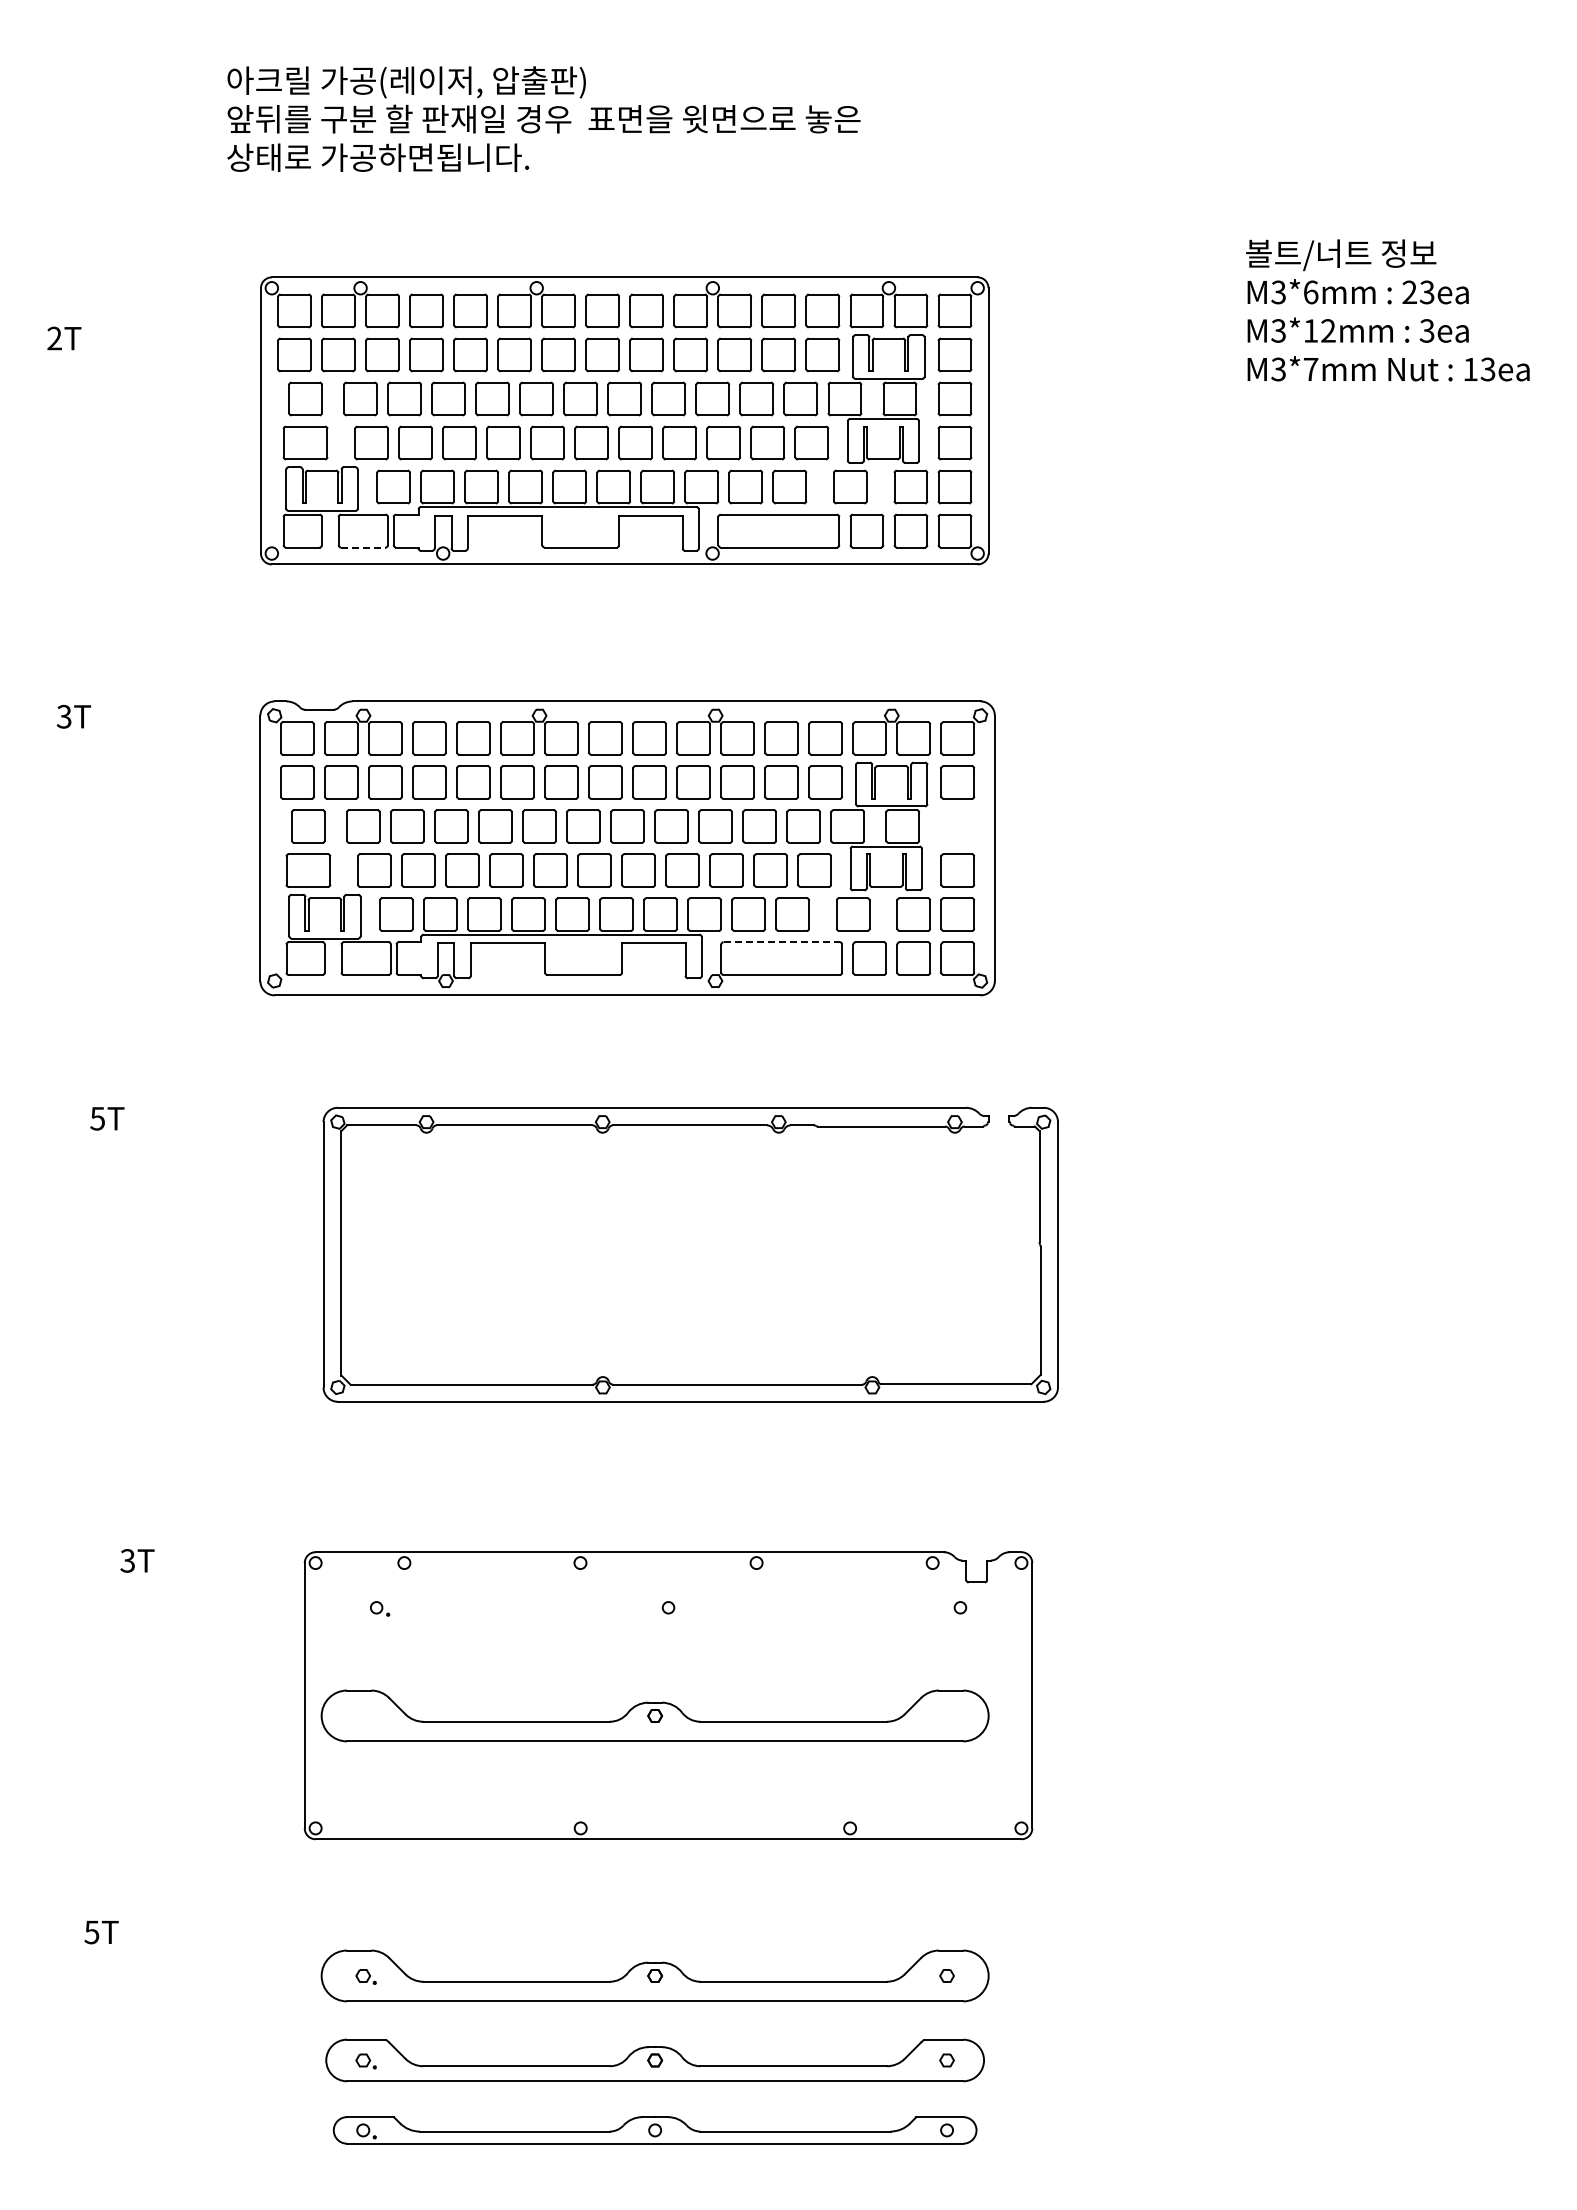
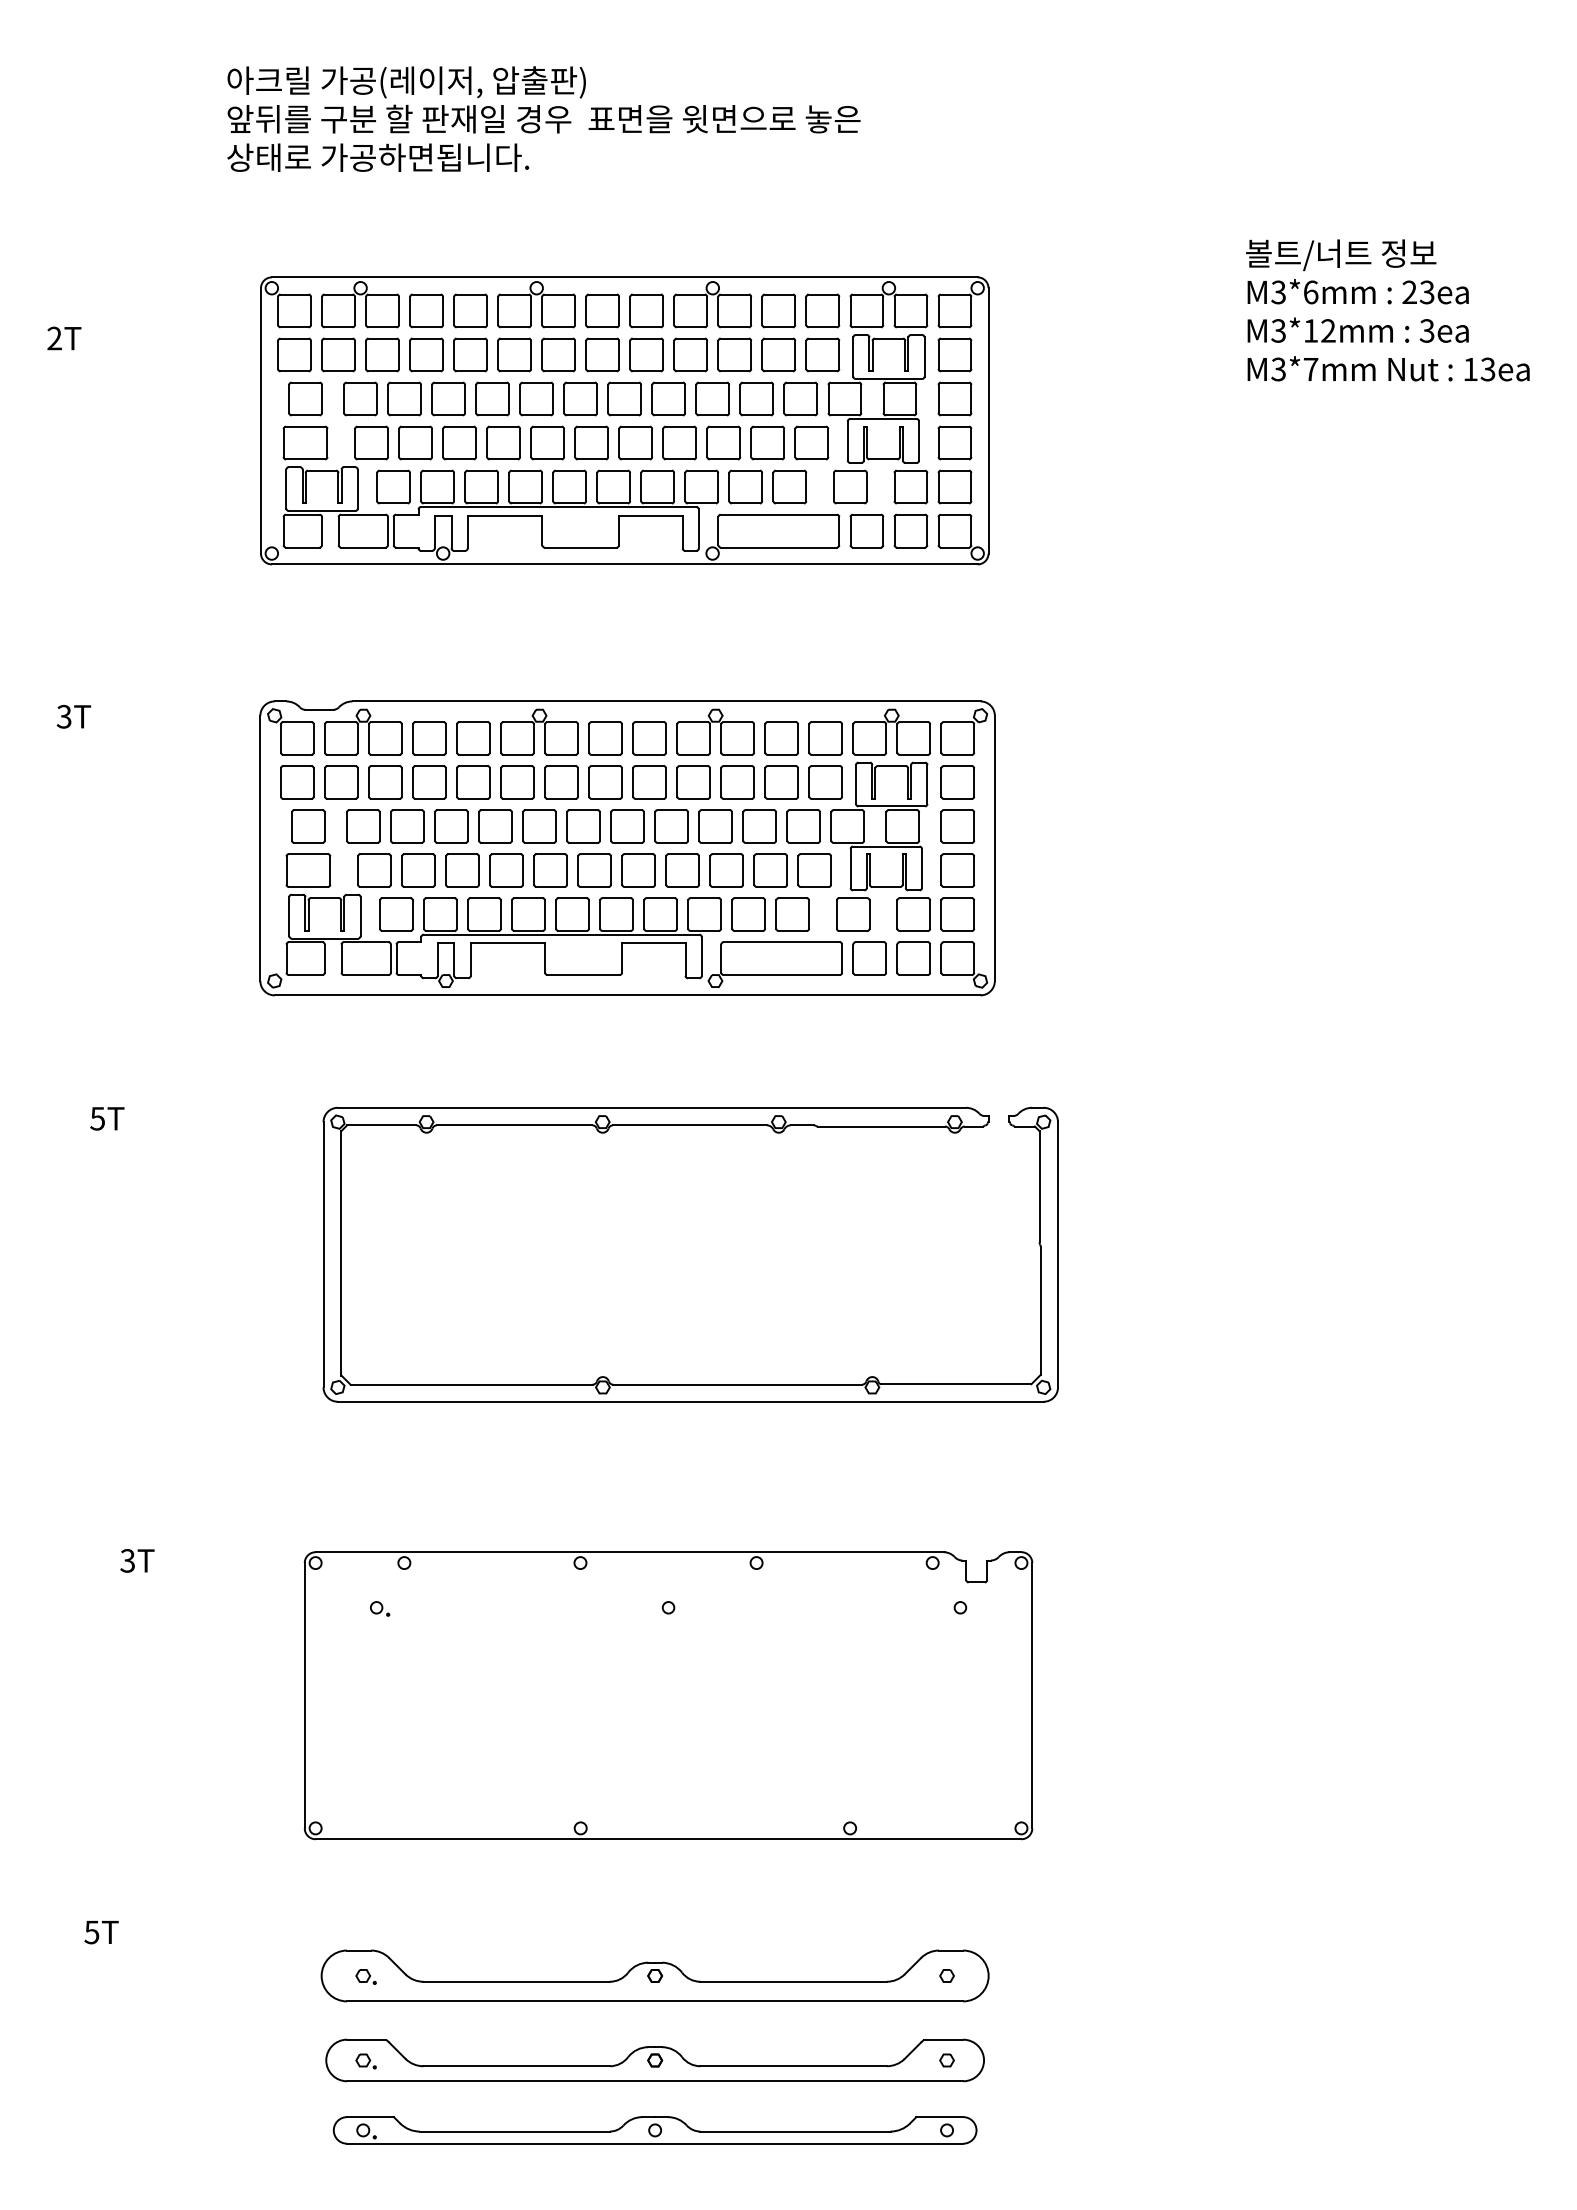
line: dashed -> solid (363, 547)
part: none -> present (957, 826)
line: dashed -> solid (782, 942)
part: present -> none (654, 1715)
